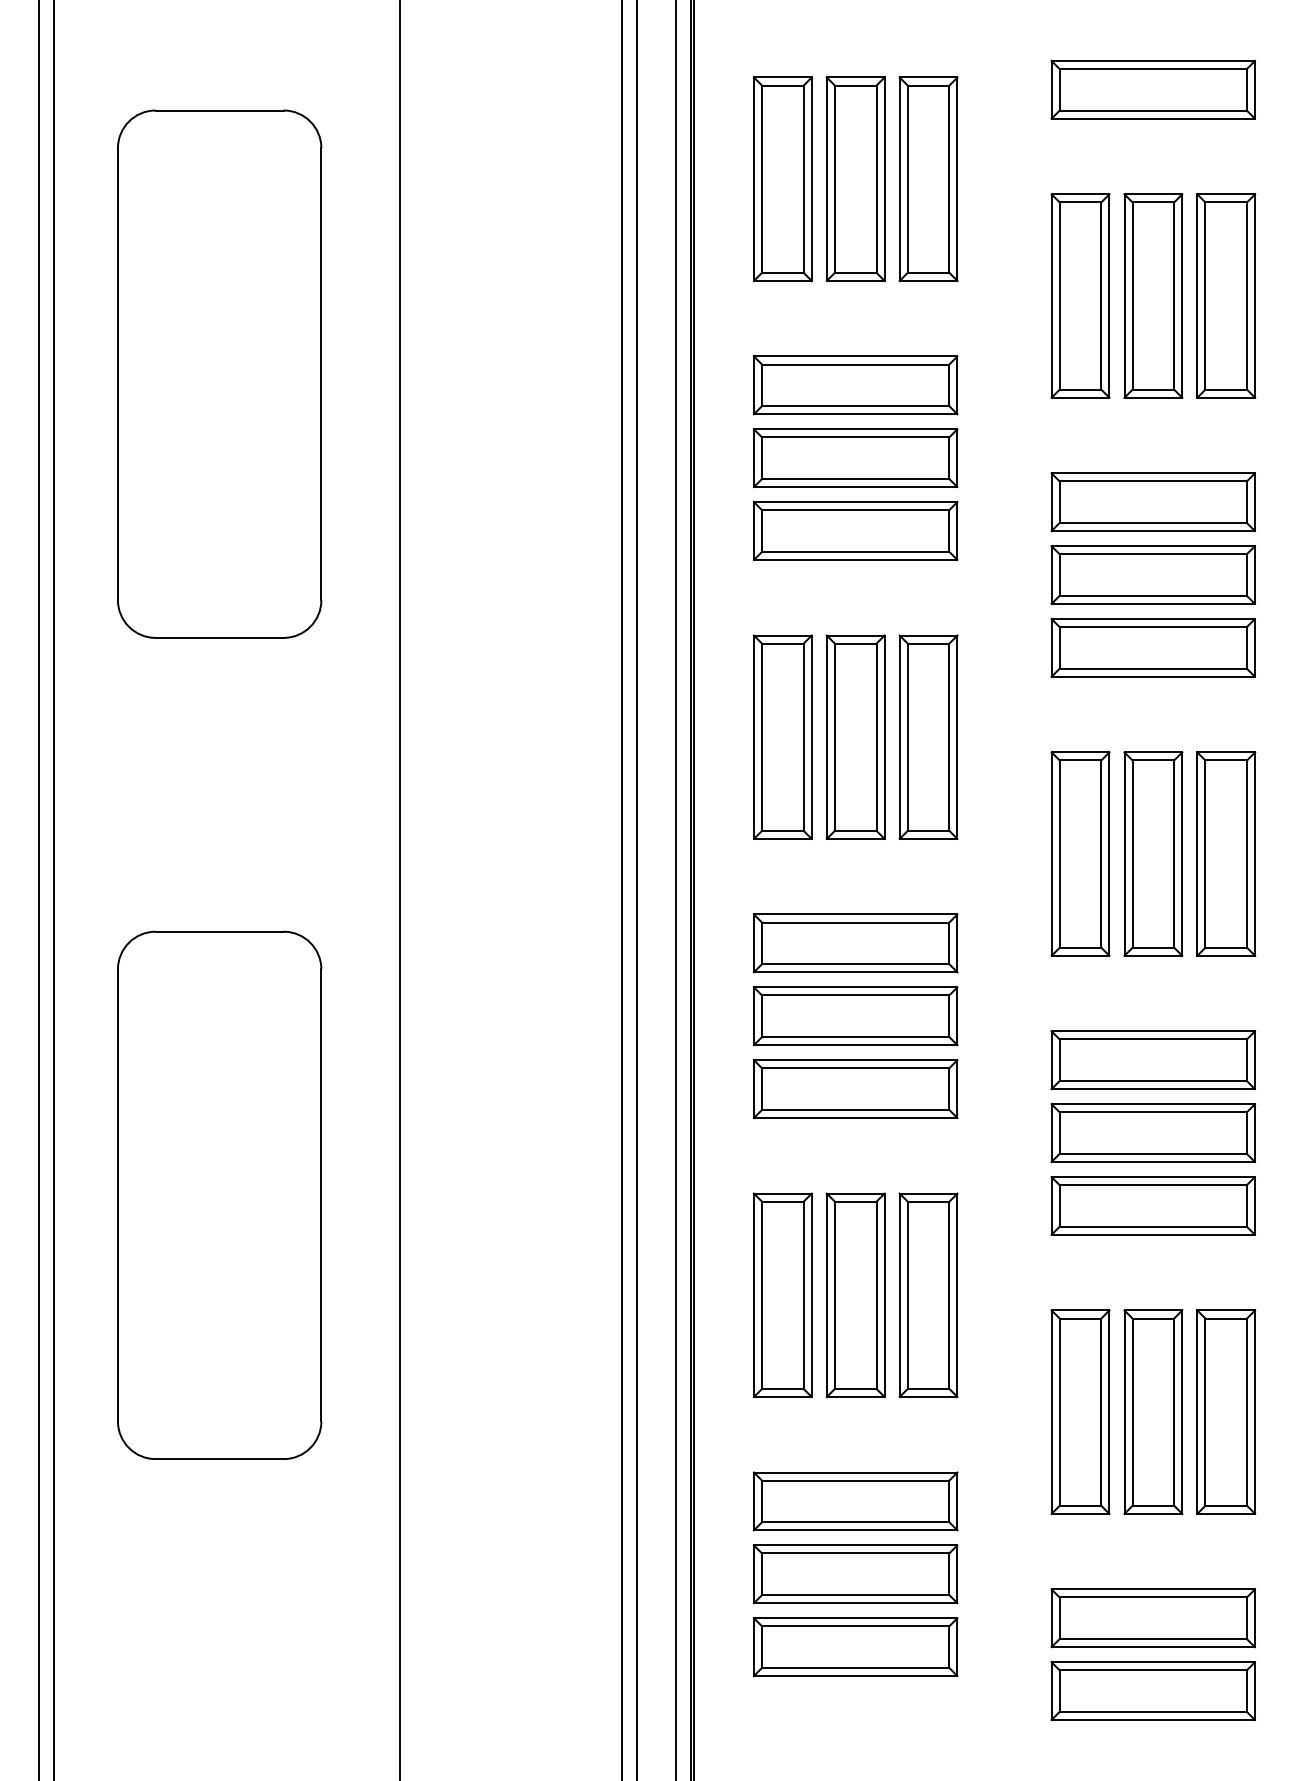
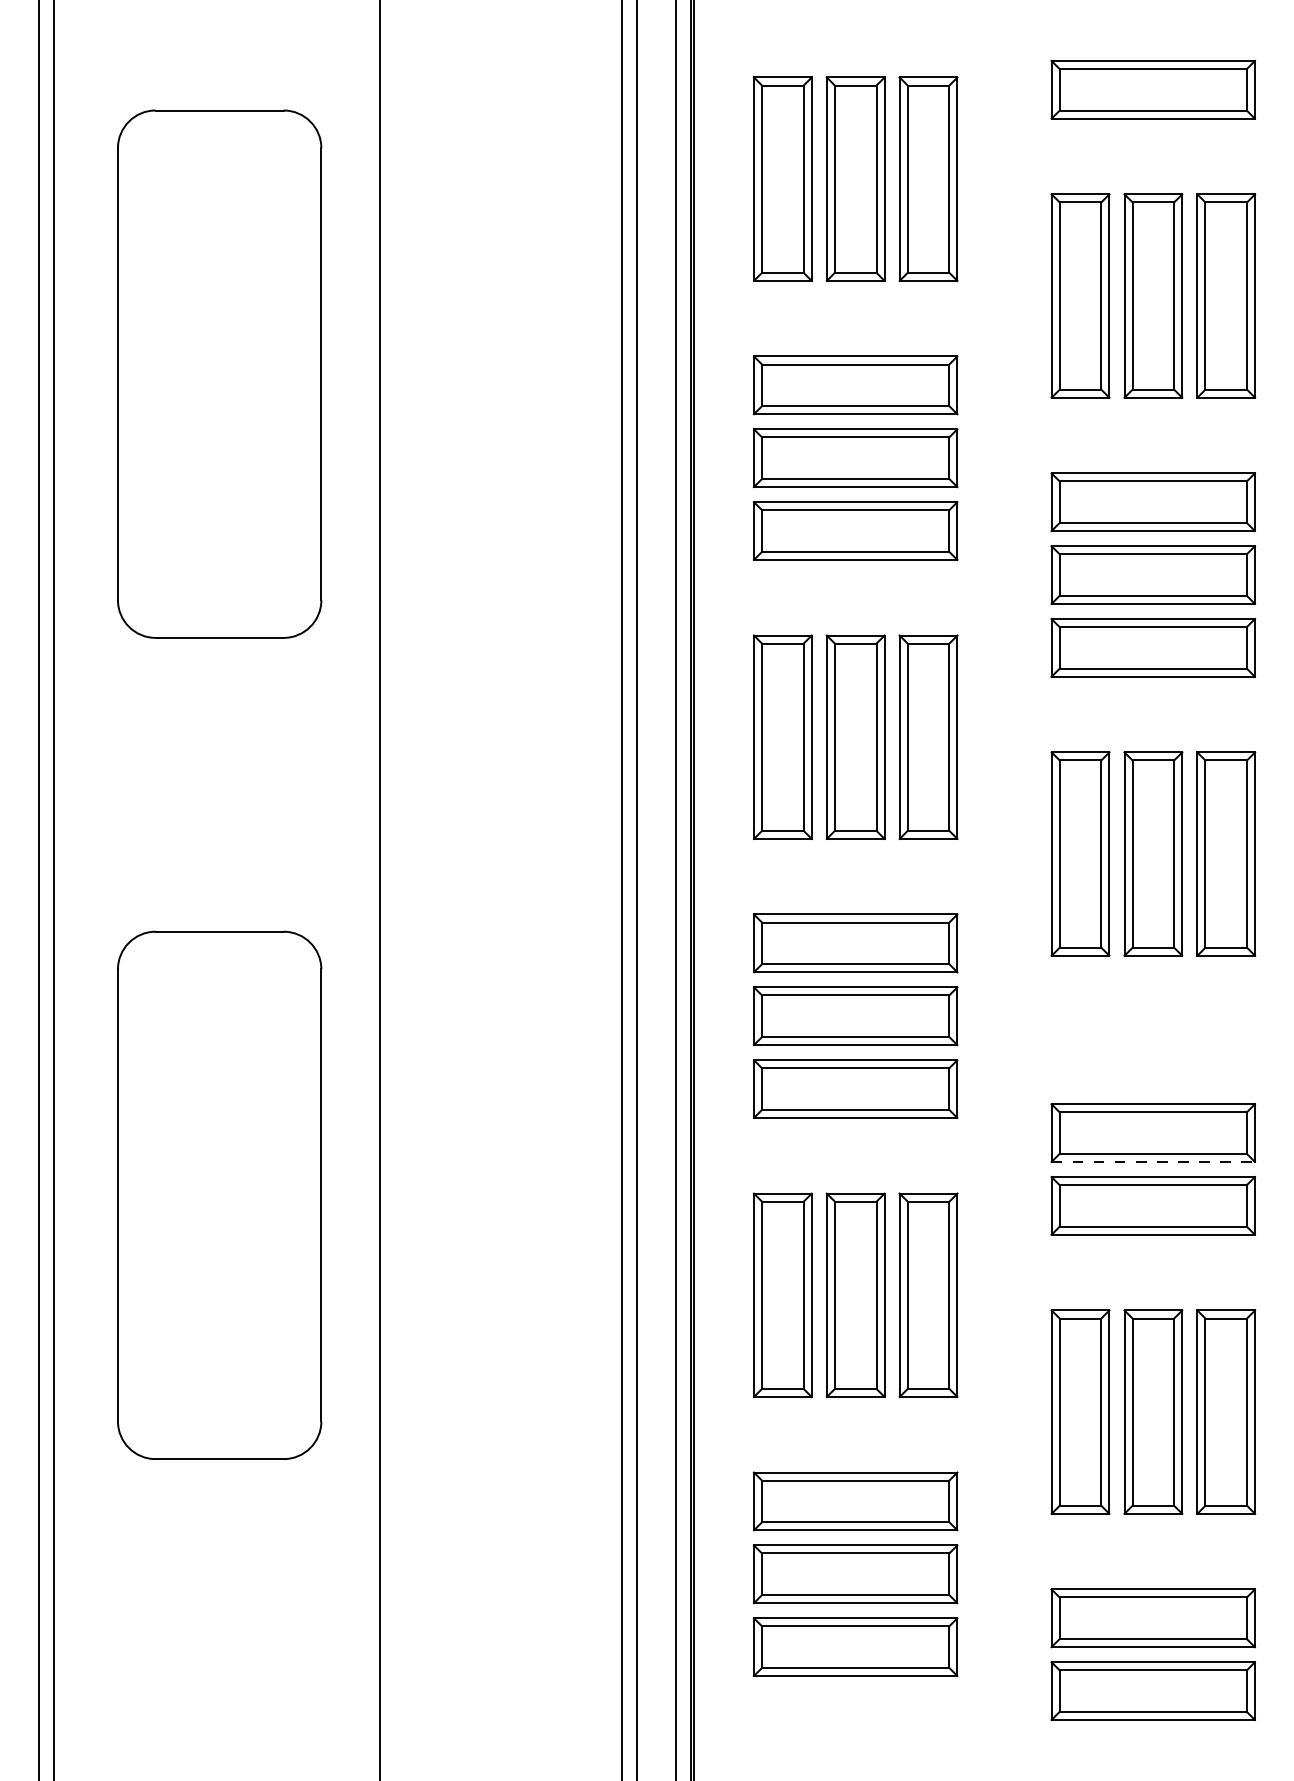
line position: (400, 889) -> (380, 889) (380, 889)
part: present -> none (1153, 1060)
line: solid -> dashed (1153, 1161)
